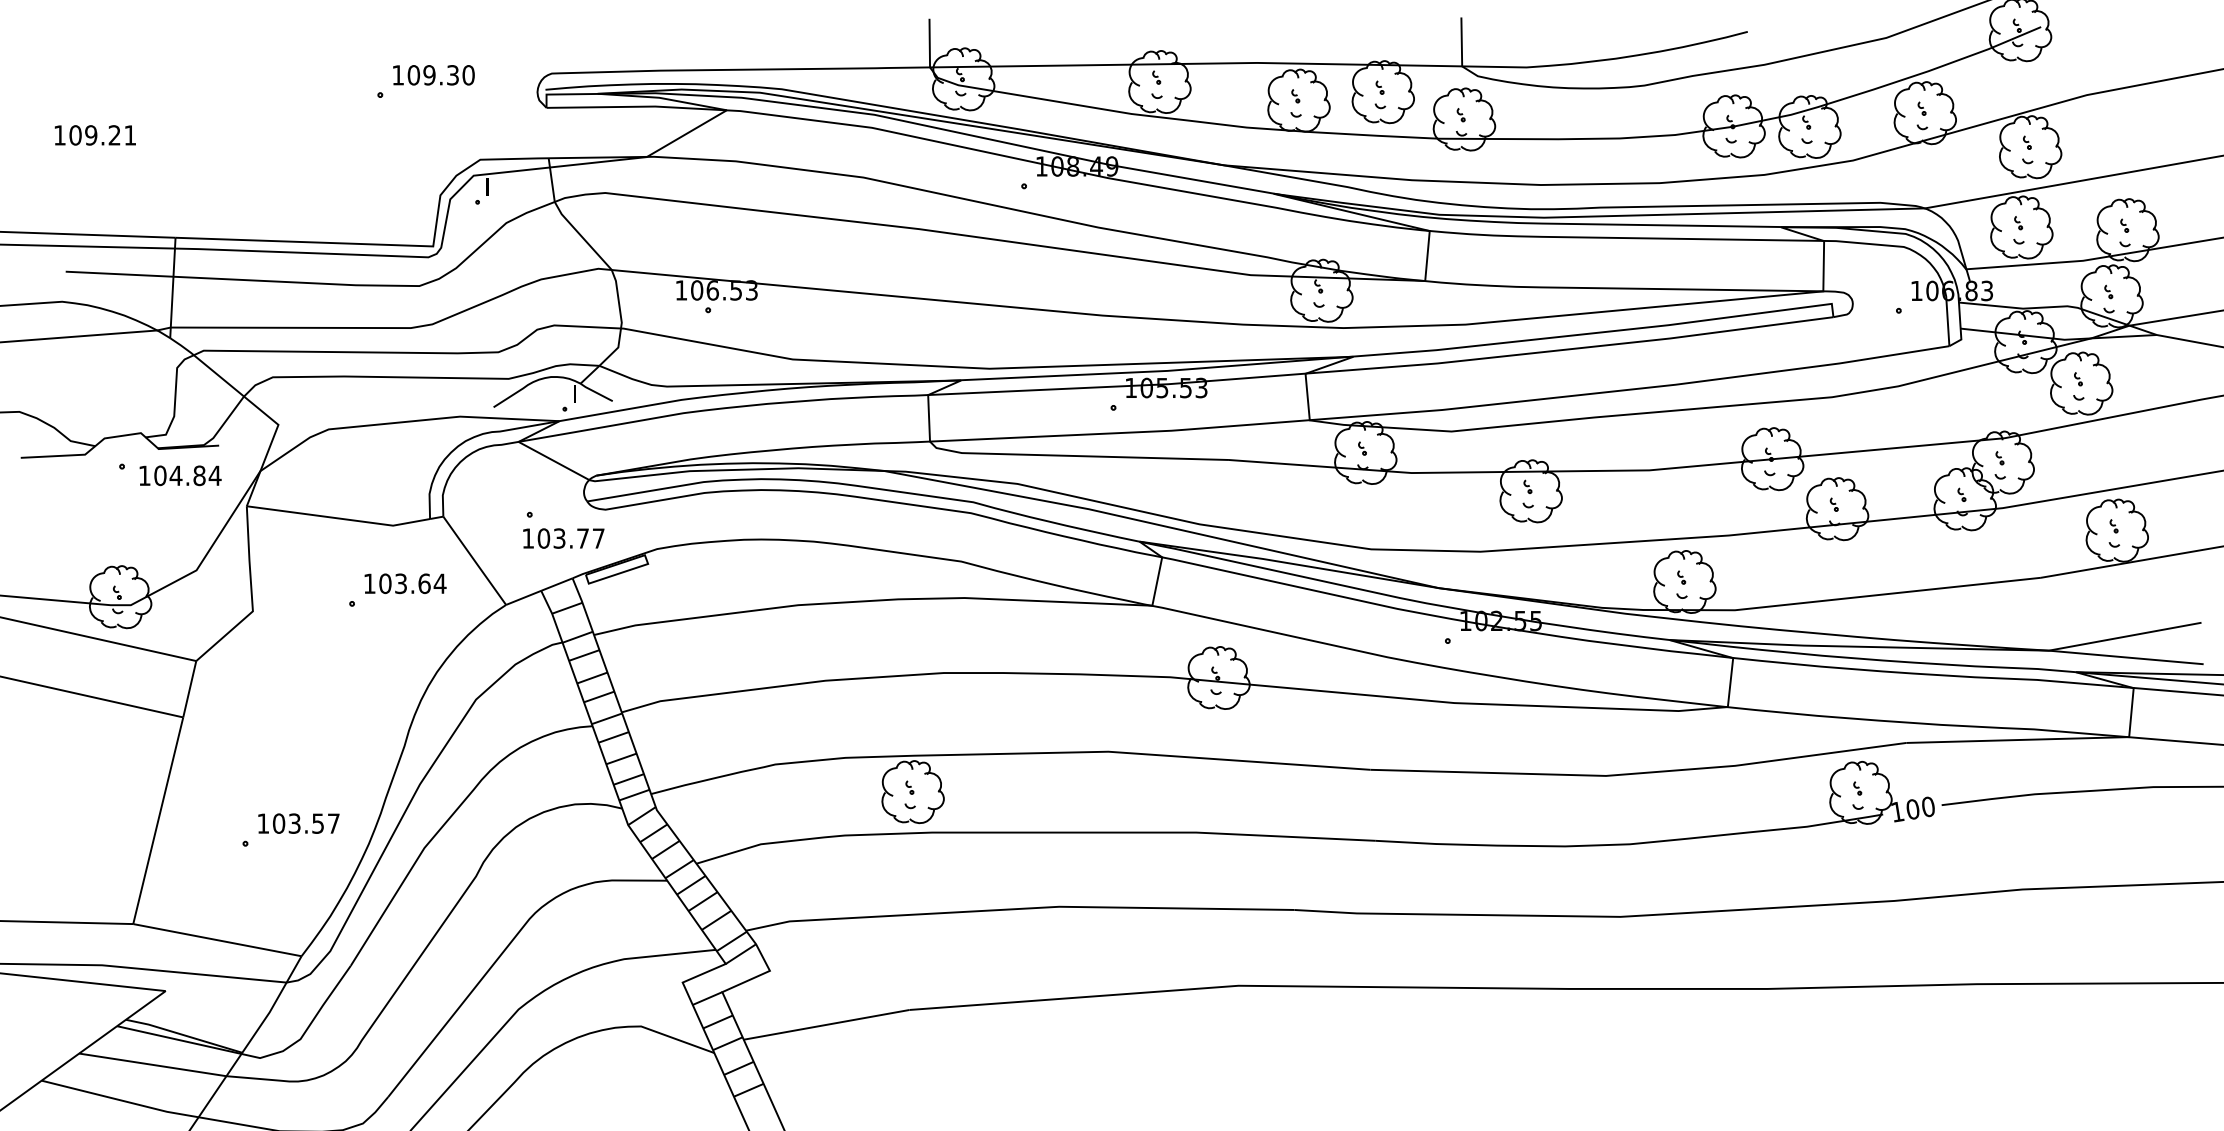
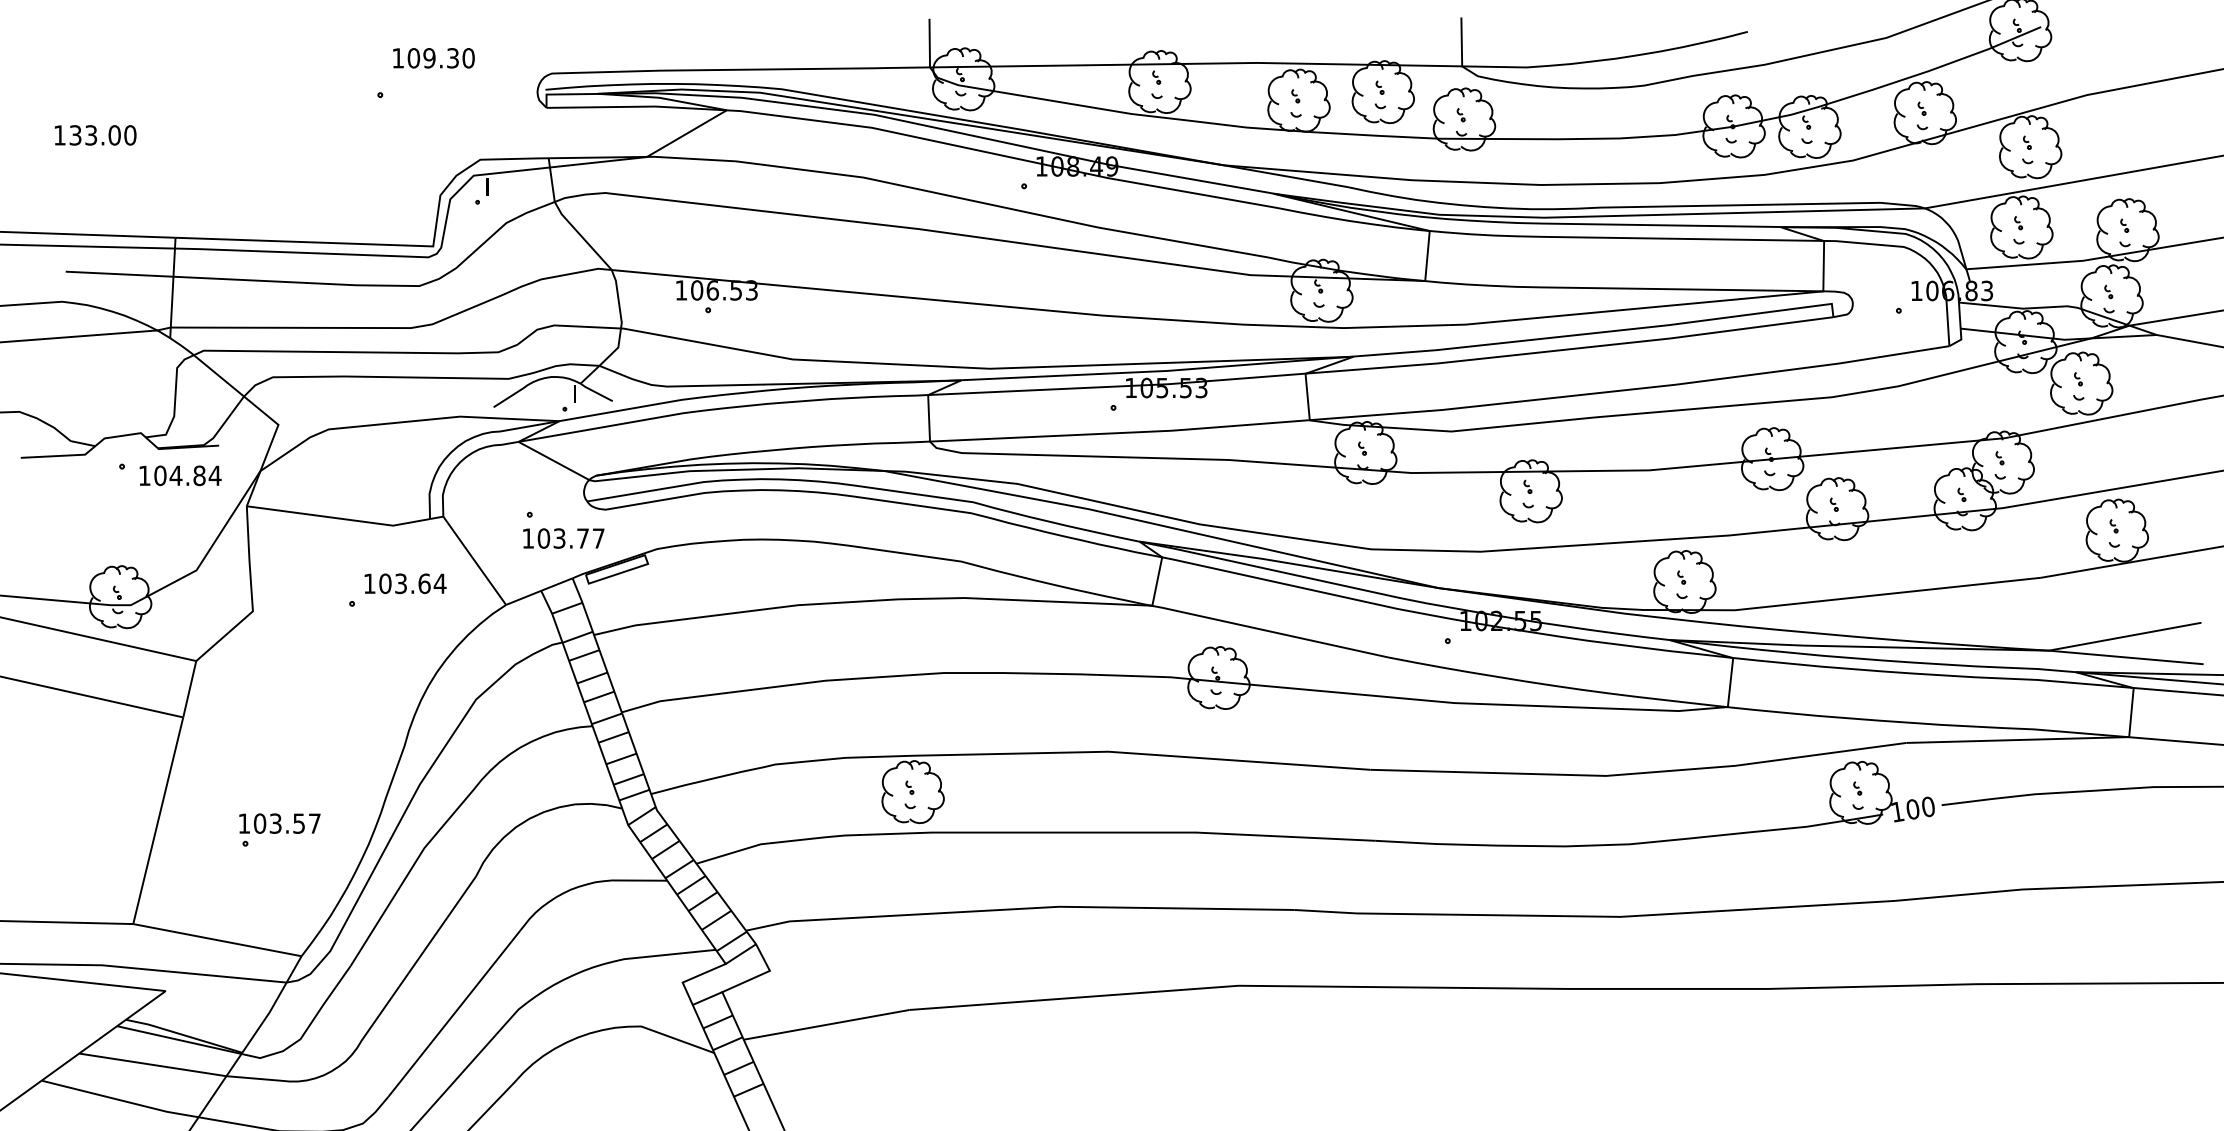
text position: (433, 75) -> (433, 58) (433, 58)
text: 109.21 -> 133.00 (102, 135)
text position: (298, 823) -> (279, 823) (279, 823)
